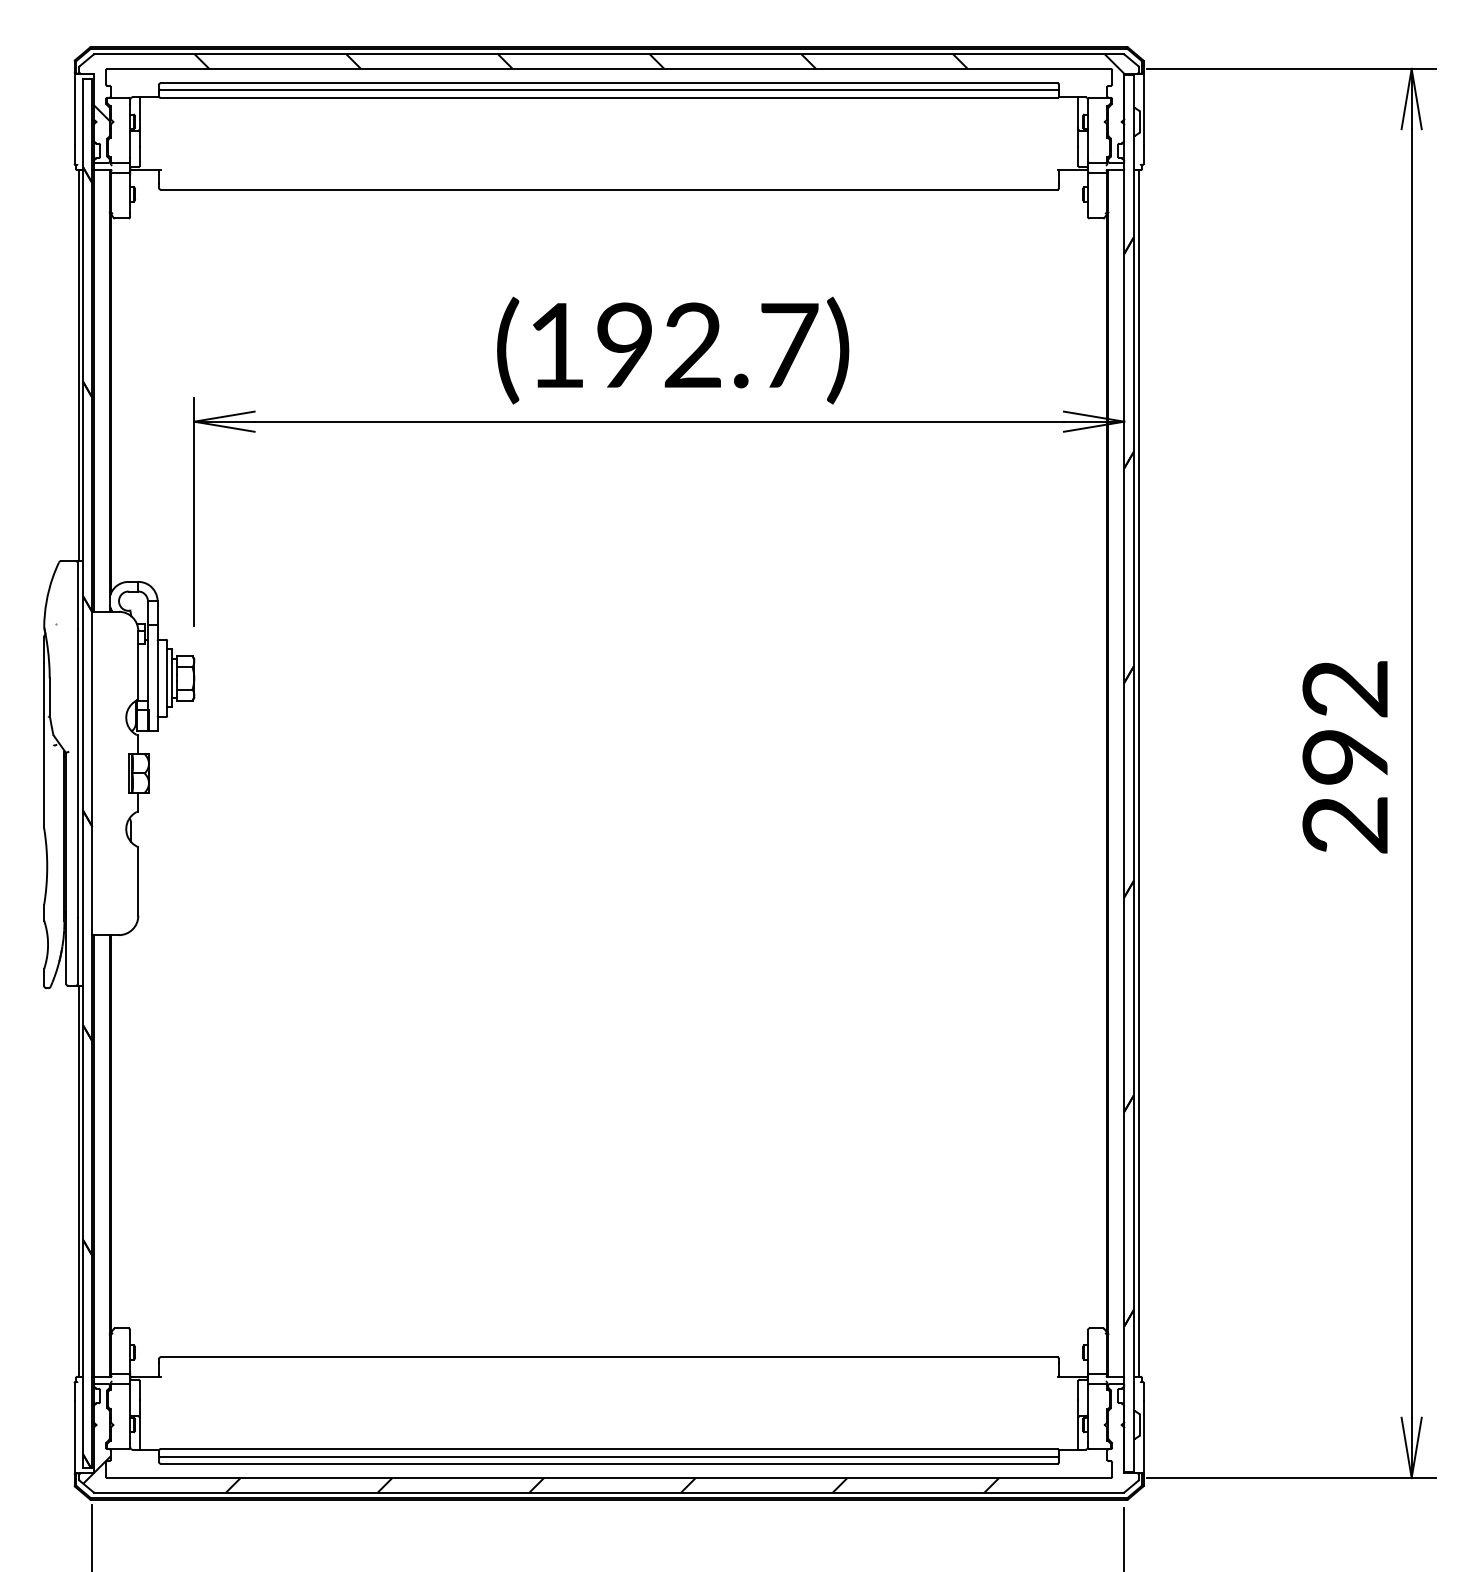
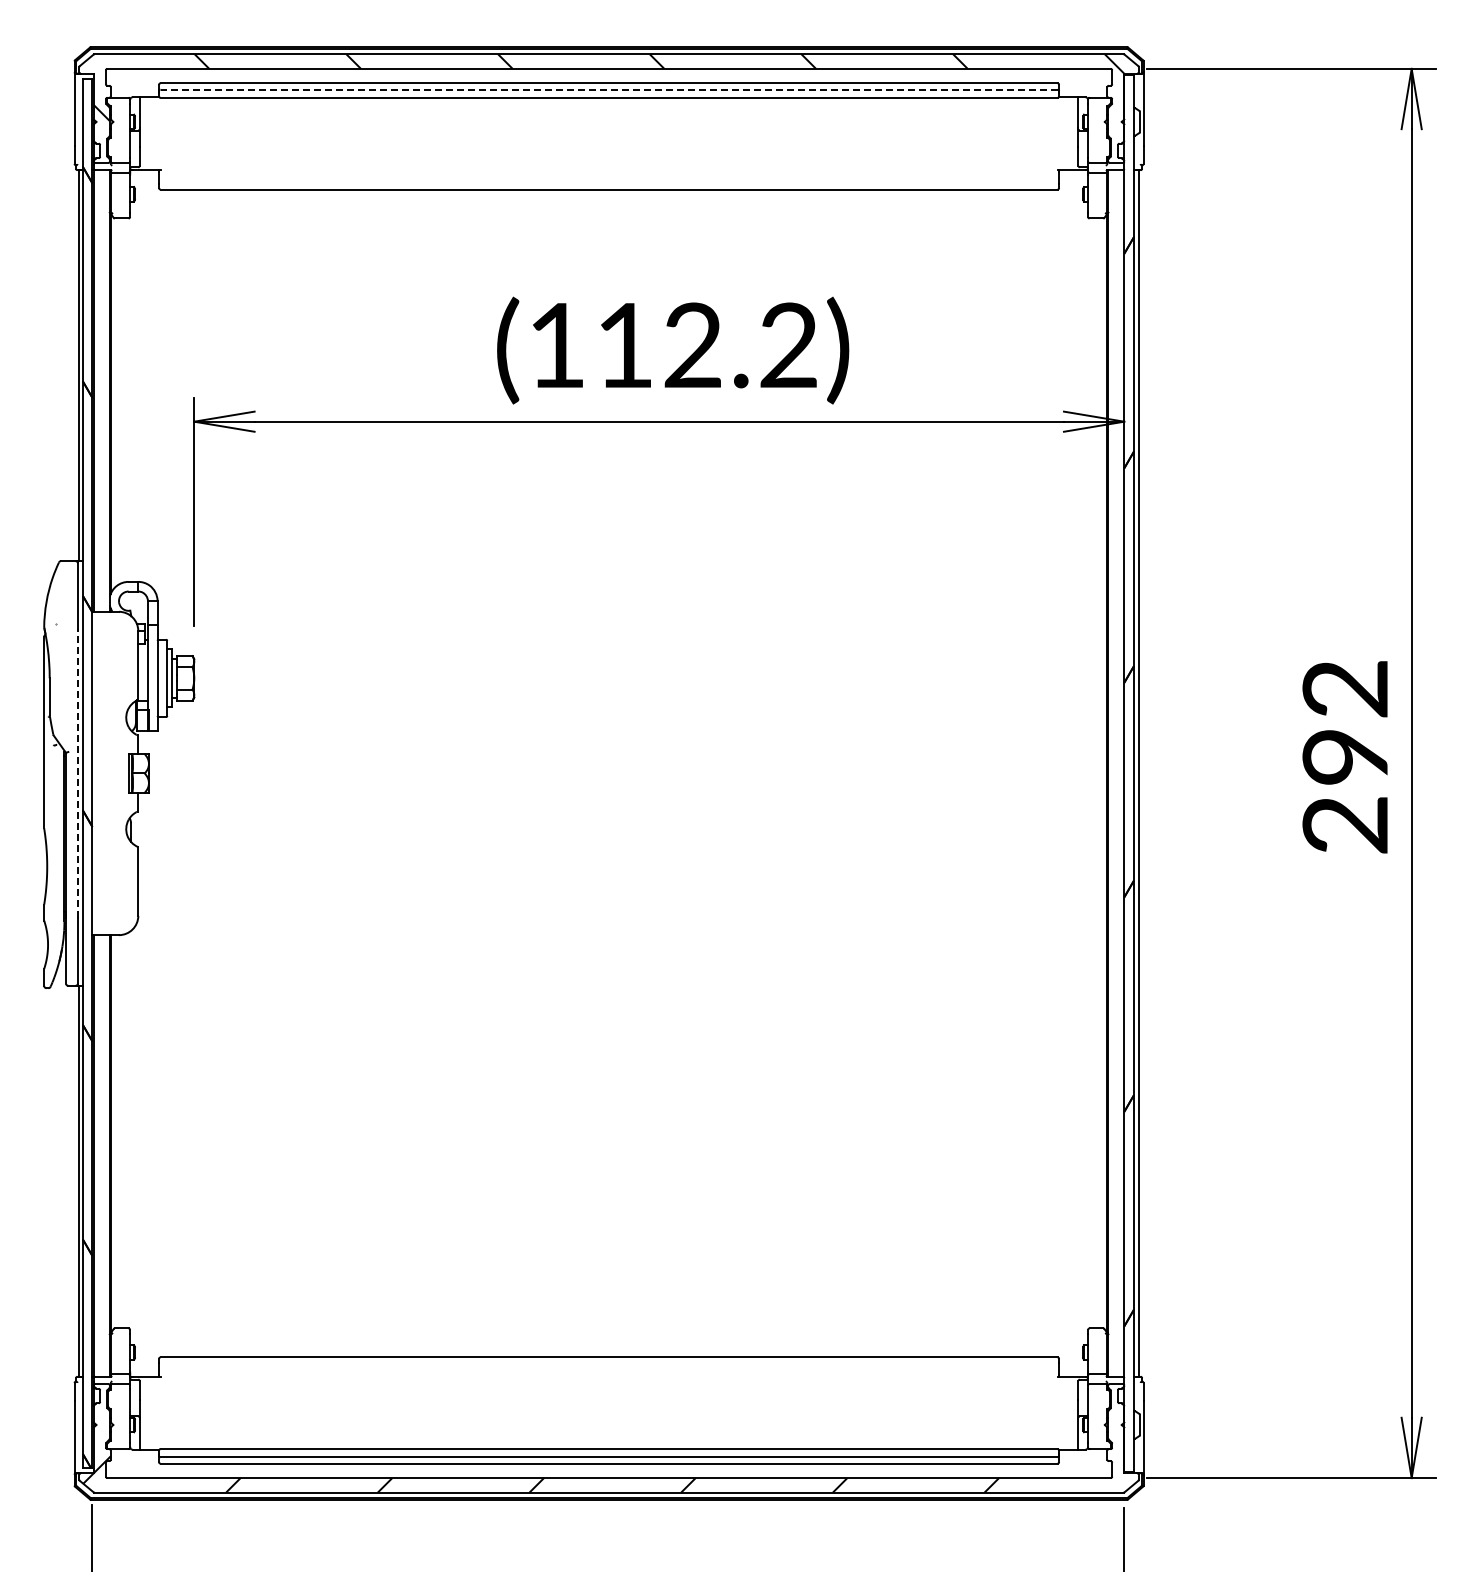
line: solid -> dashed (609, 89)
text: (192.7) -> (112.2) (707, 344)
line: solid -> dashed (77, 773)
